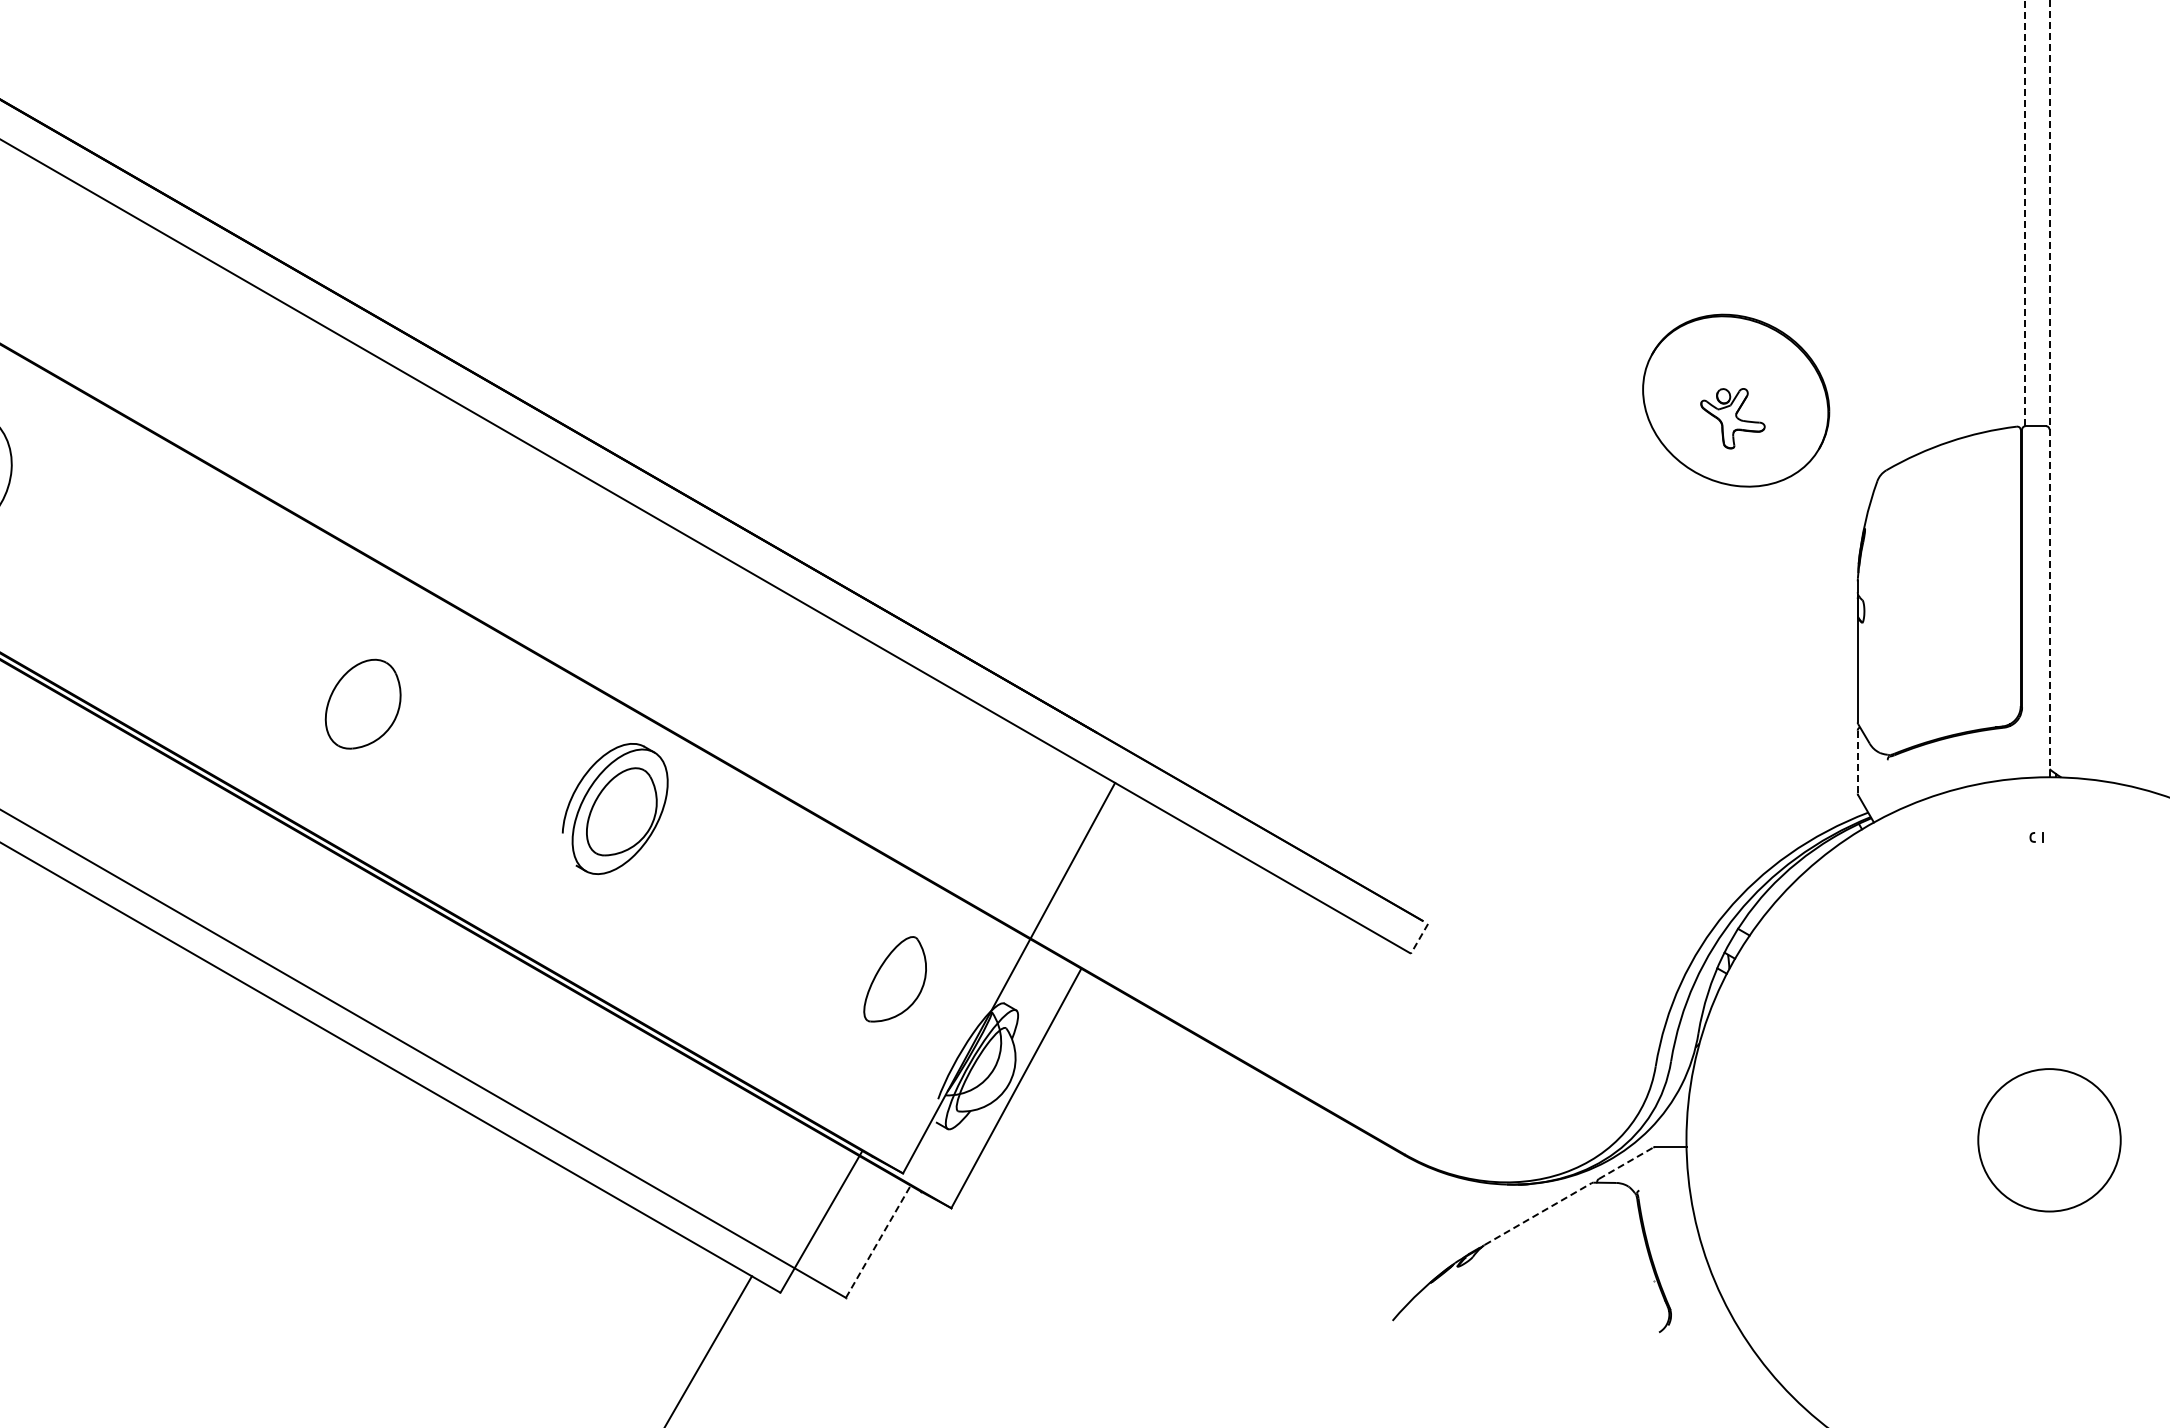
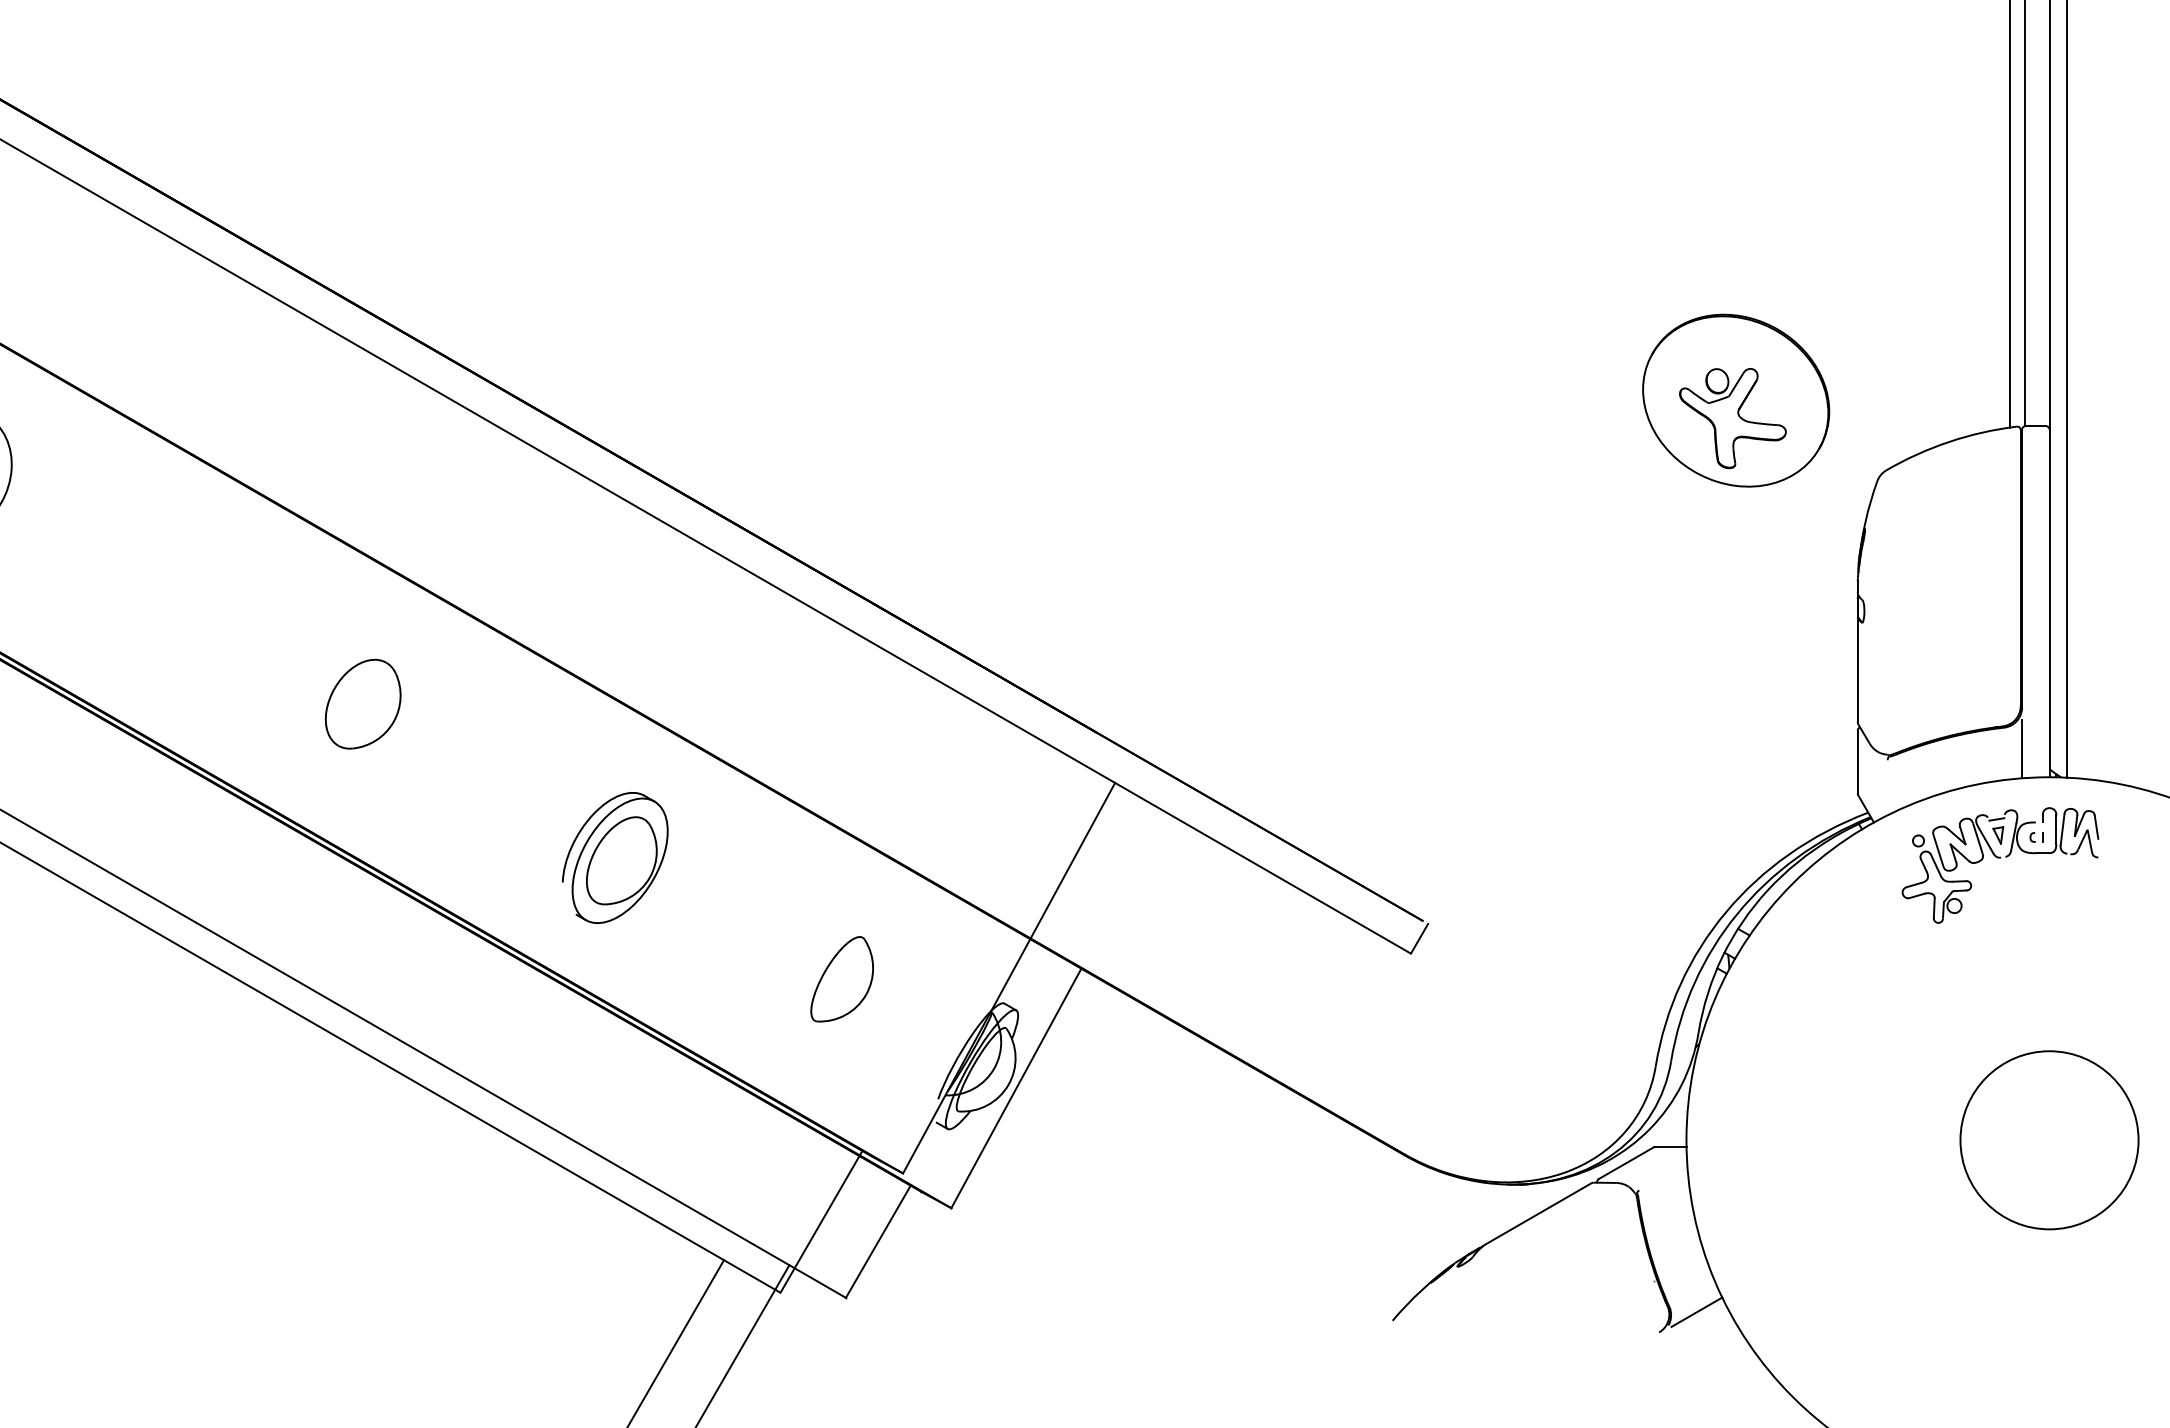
line: dashed -> solid (2025, 213)
line: none -> present (2009, 214)
line: dashed -> solid (2049, 388)
line: none -> present (2066, 389)
part size: 66x62 px -> 108x102 px (1732, 418)
line: none -> present (2022, 748)
line: dashed -> solid (1857, 762)
part position: (614, 808) -> (614, 857) (614, 857)
part: none -> present (2000, 858)
line: dashed -> solid (1419, 939)
part position: (894, 979) -> (841, 979) (841, 979)
circle diameter: 142 px -> 178 px (2049, 1140)
line: dashed -> solid (1626, 1163)
line: dashed -> solid (1538, 1213)
line: dashed -> solid (878, 1241)
line: none -> present (1696, 1311)
line: none -> present (743, 1344)
line position: (709, 1350) -> (676, 1342) (676, 1342)
